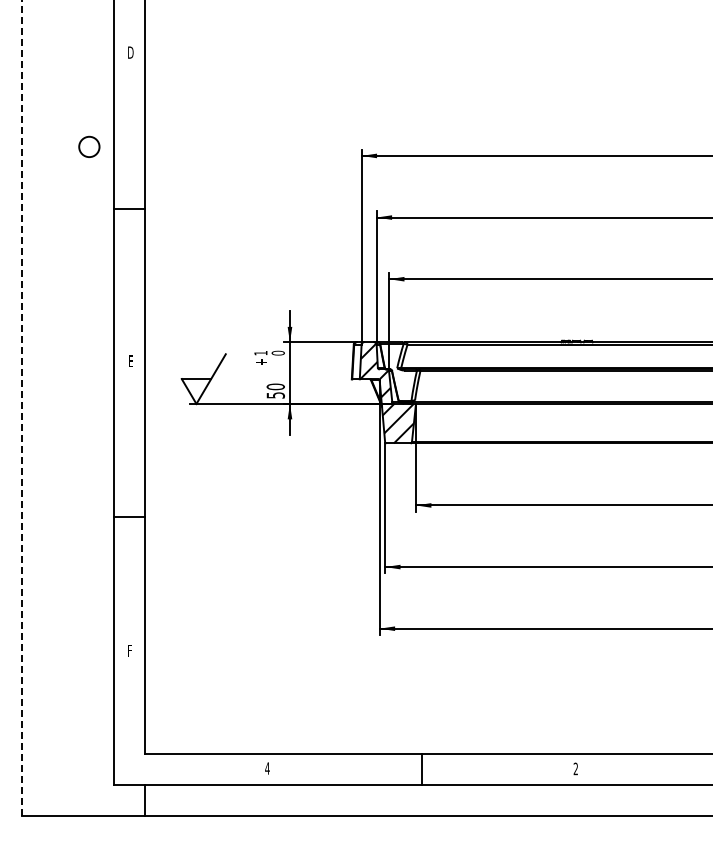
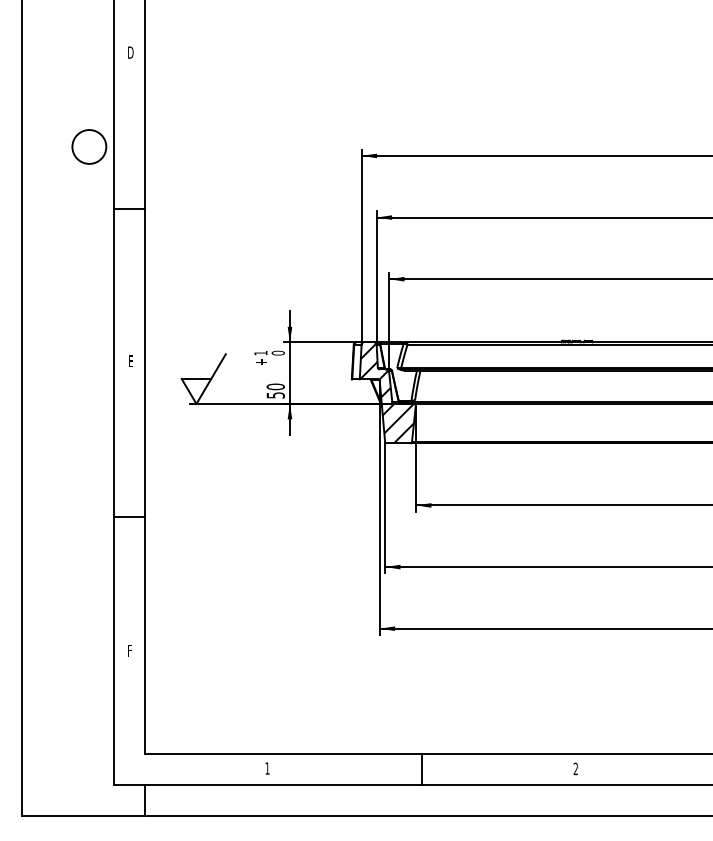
circle diameter: 20 px -> 34 px (89, 146)
line: dashed -> solid (21, 407)
text: 4 -> 1 (267, 768)
